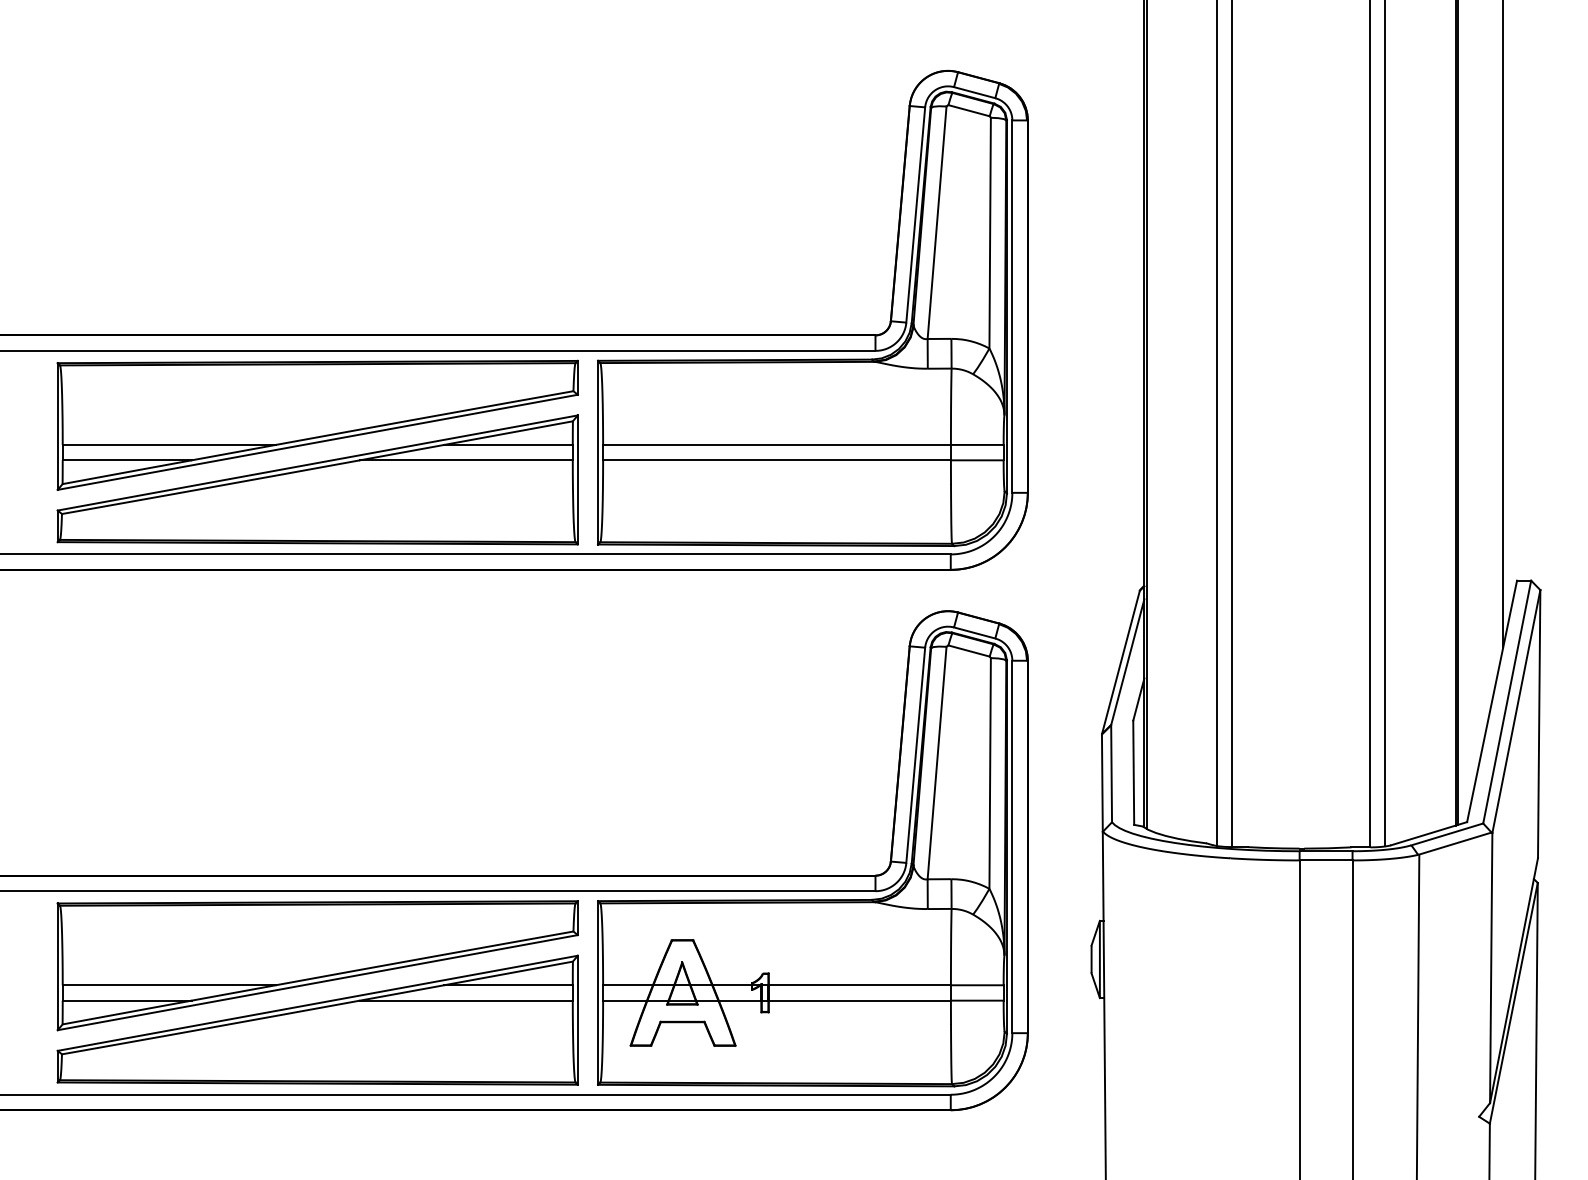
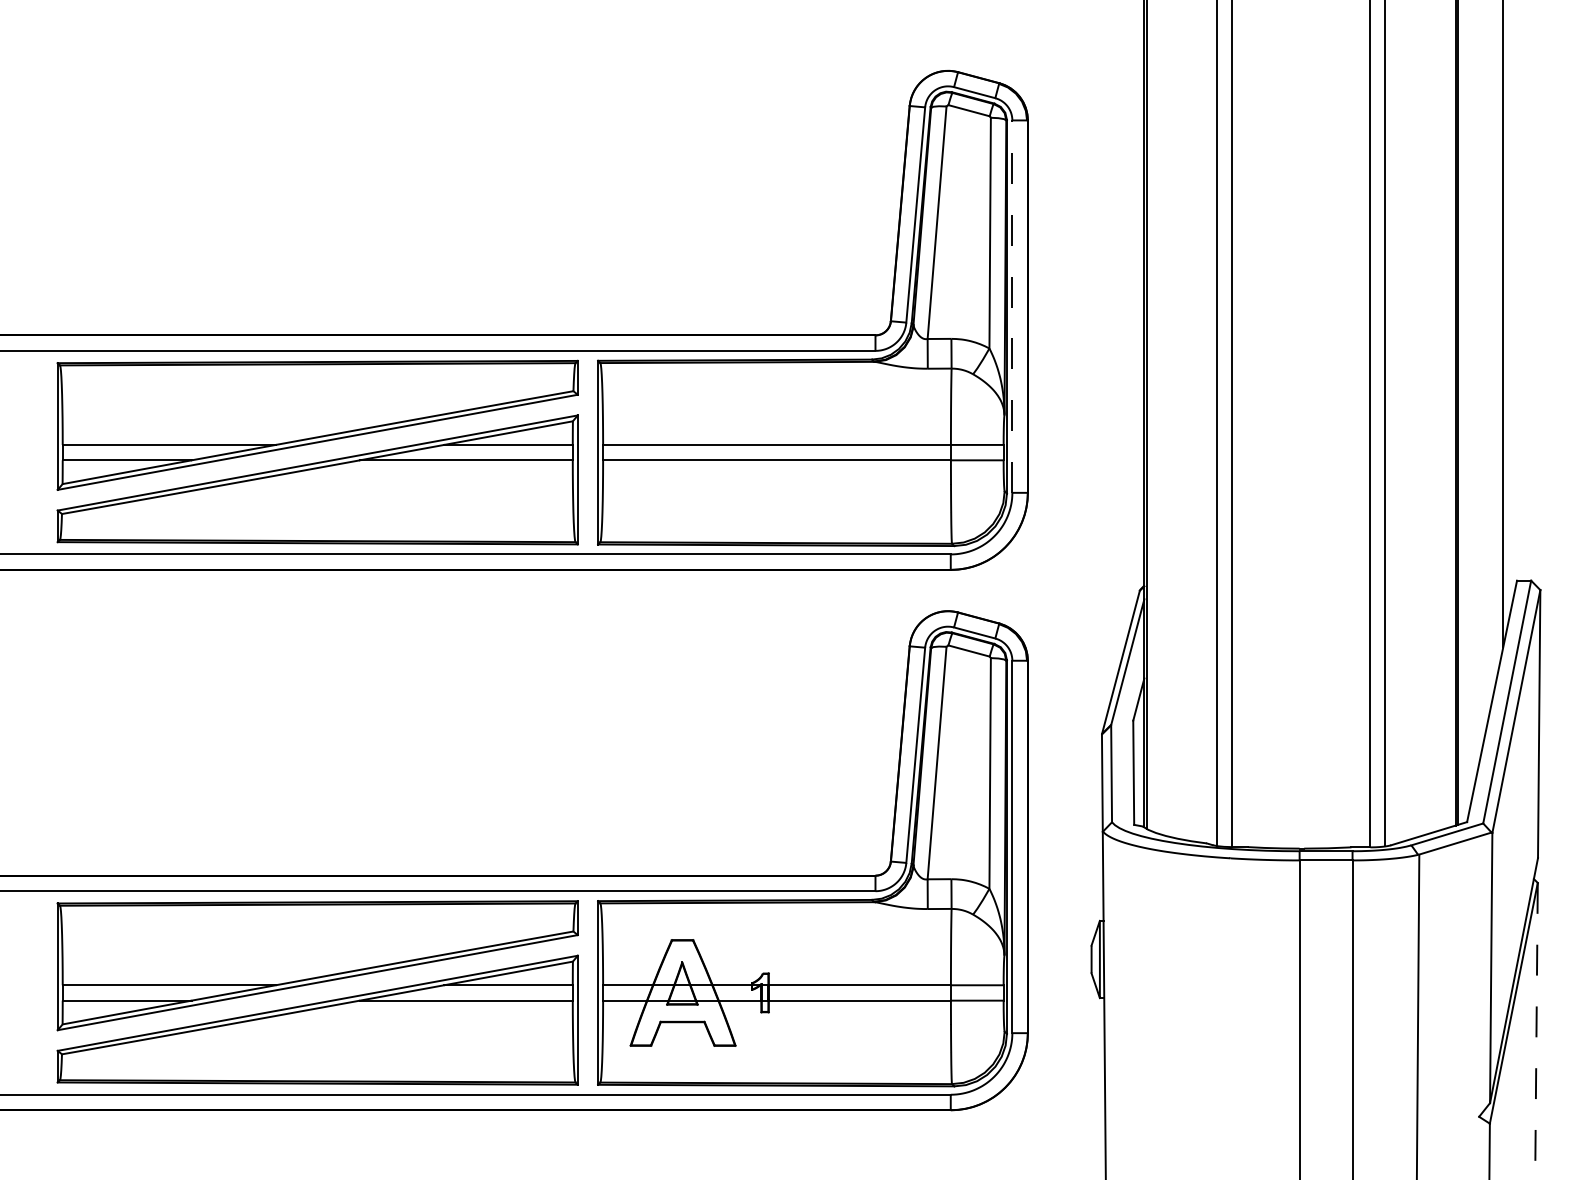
line: solid -> dashed (1012, 306)
line: solid -> dashed (1536, 1031)
